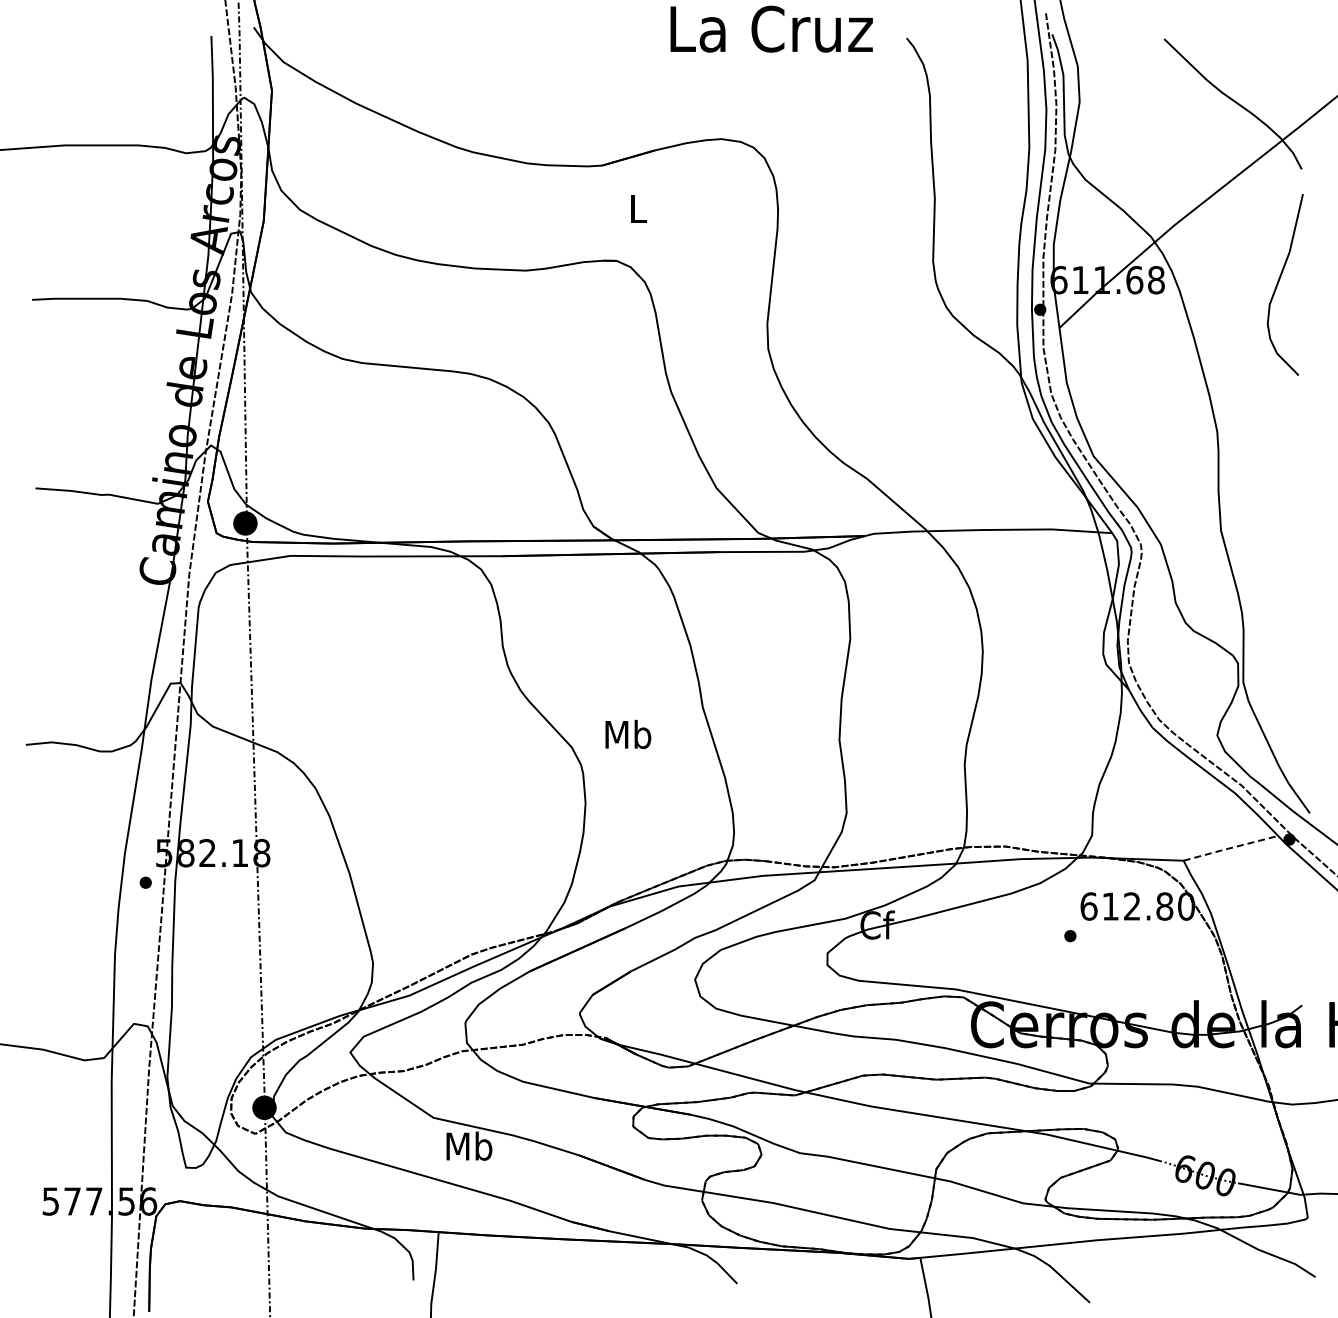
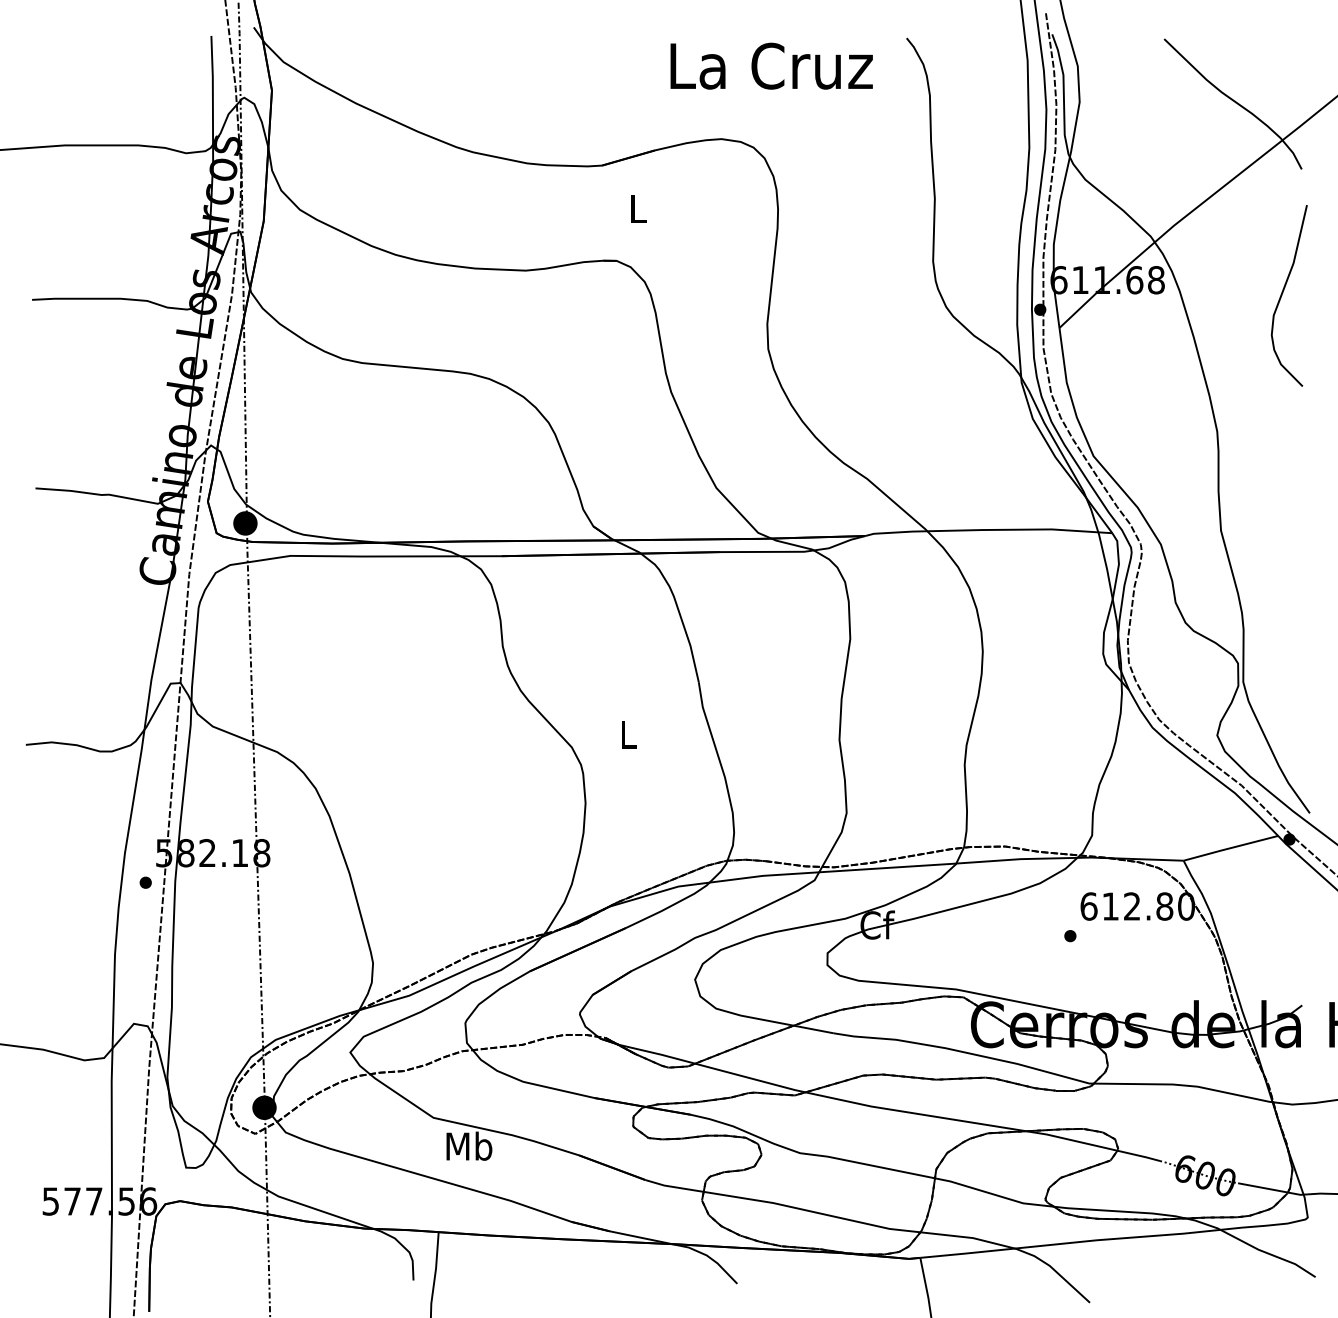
text position: (771, 28) -> (771, 65) (771, 65)
curve position: (1279, 282) -> (1283, 293) (1283, 293)
text: Mb -> L (628, 734)
line: dashed -> solid (1230, 848)
